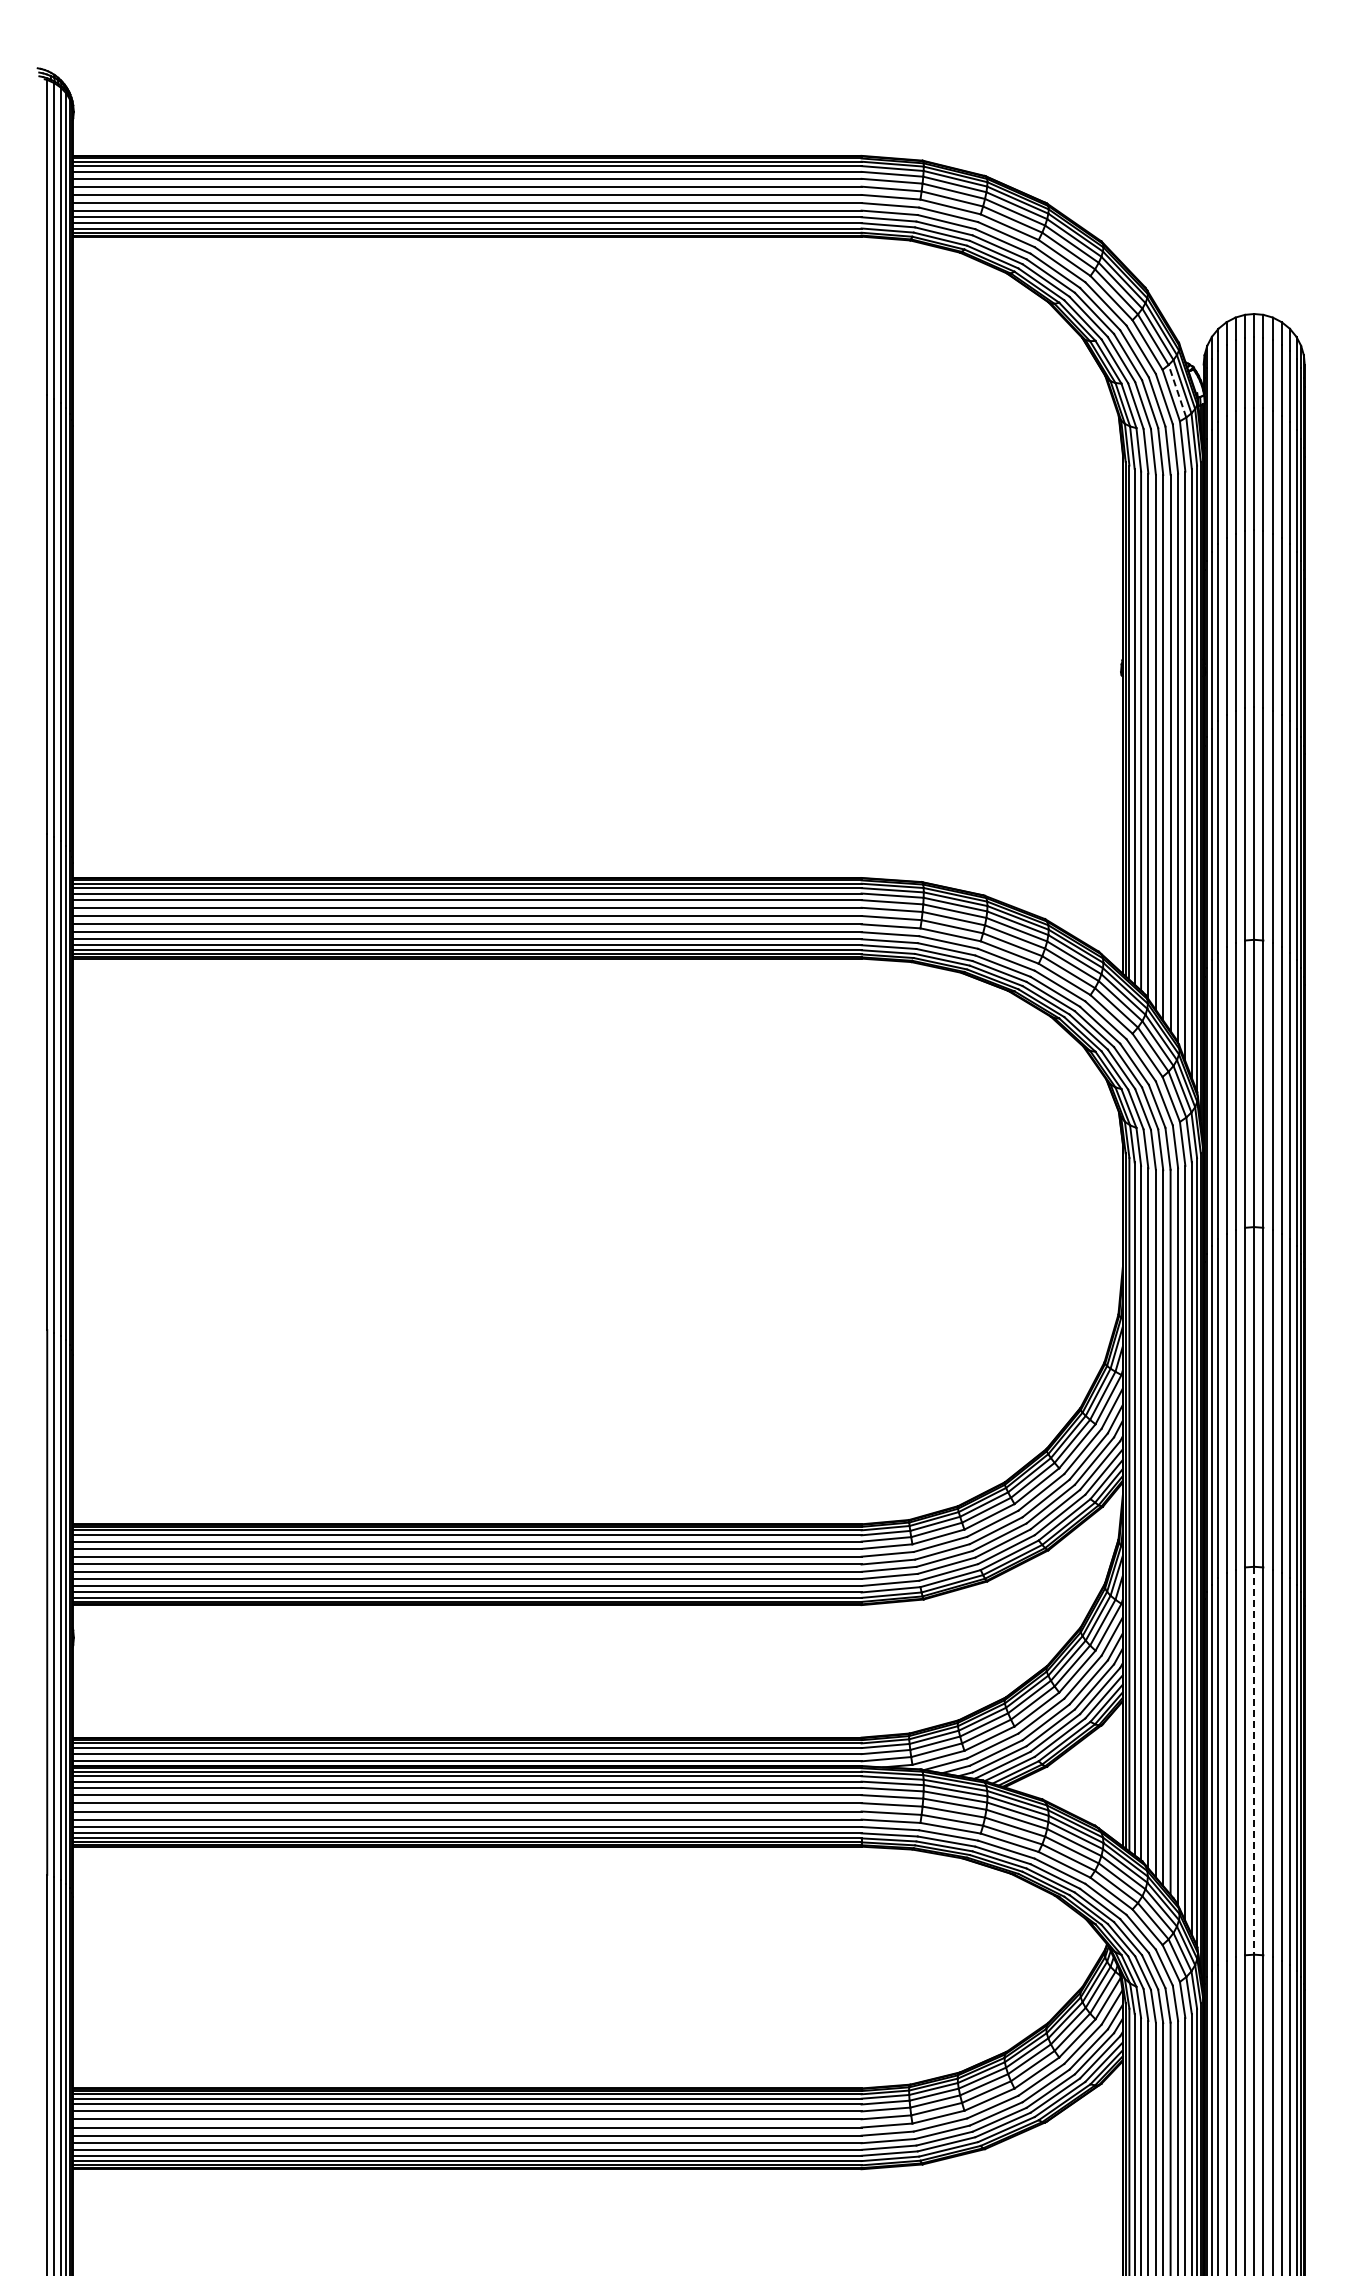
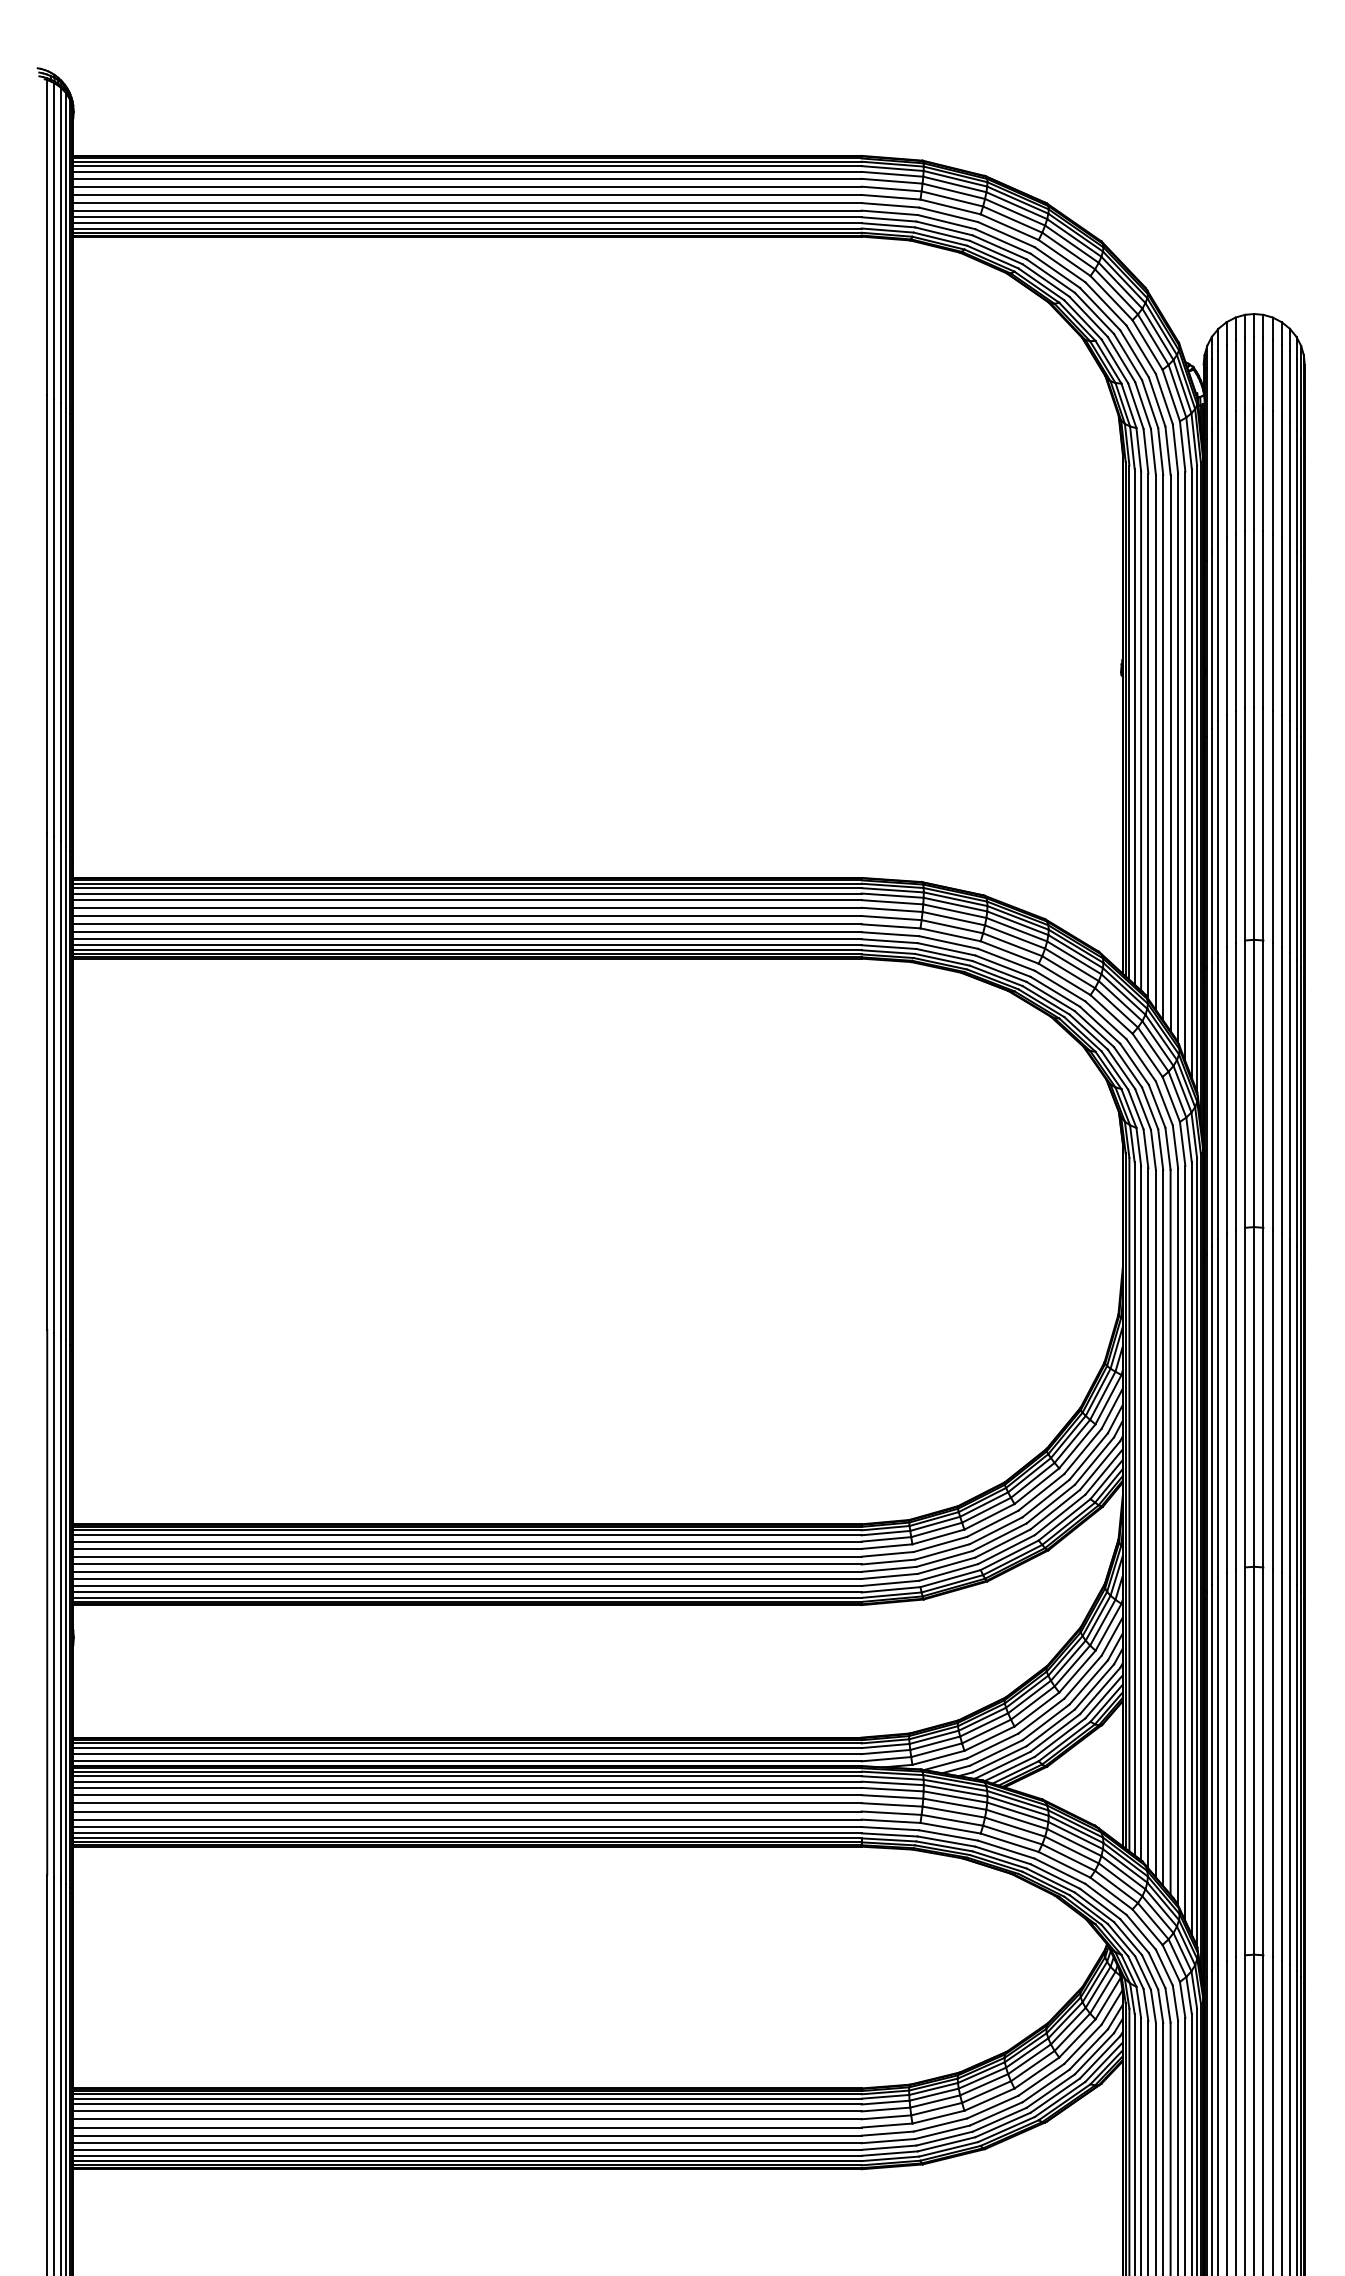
line: dashed -> solid (1177, 391)
line: dashed -> solid (1254, 1760)
